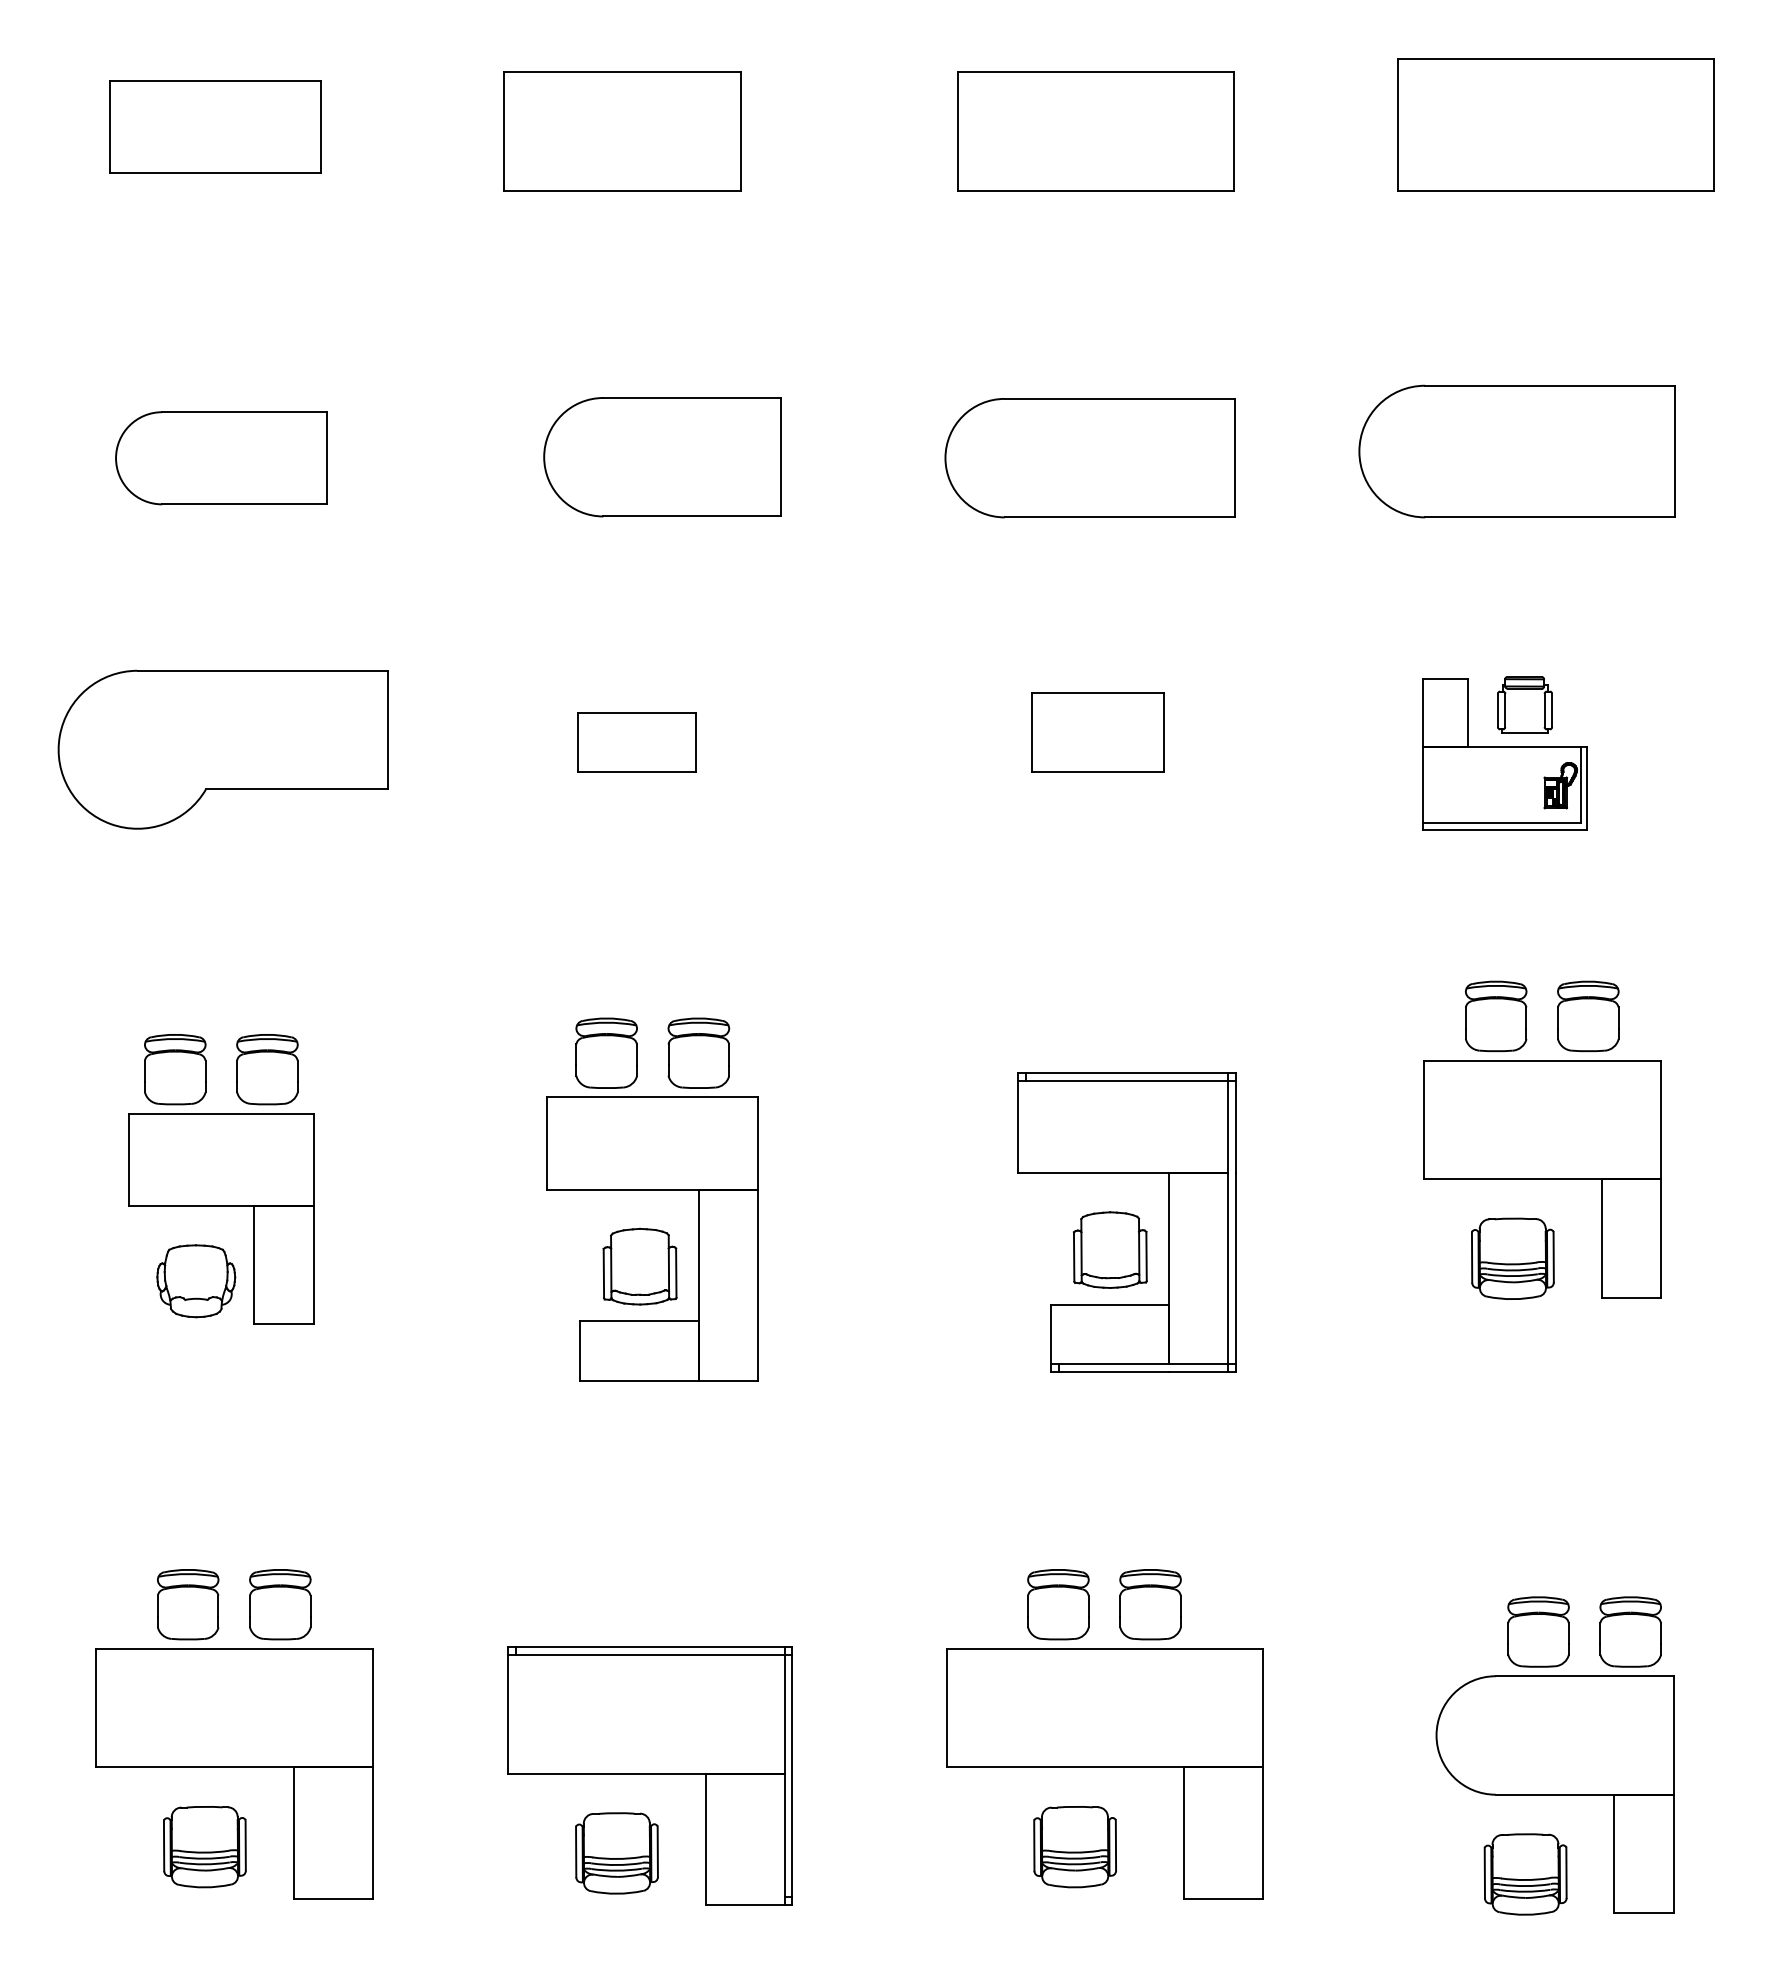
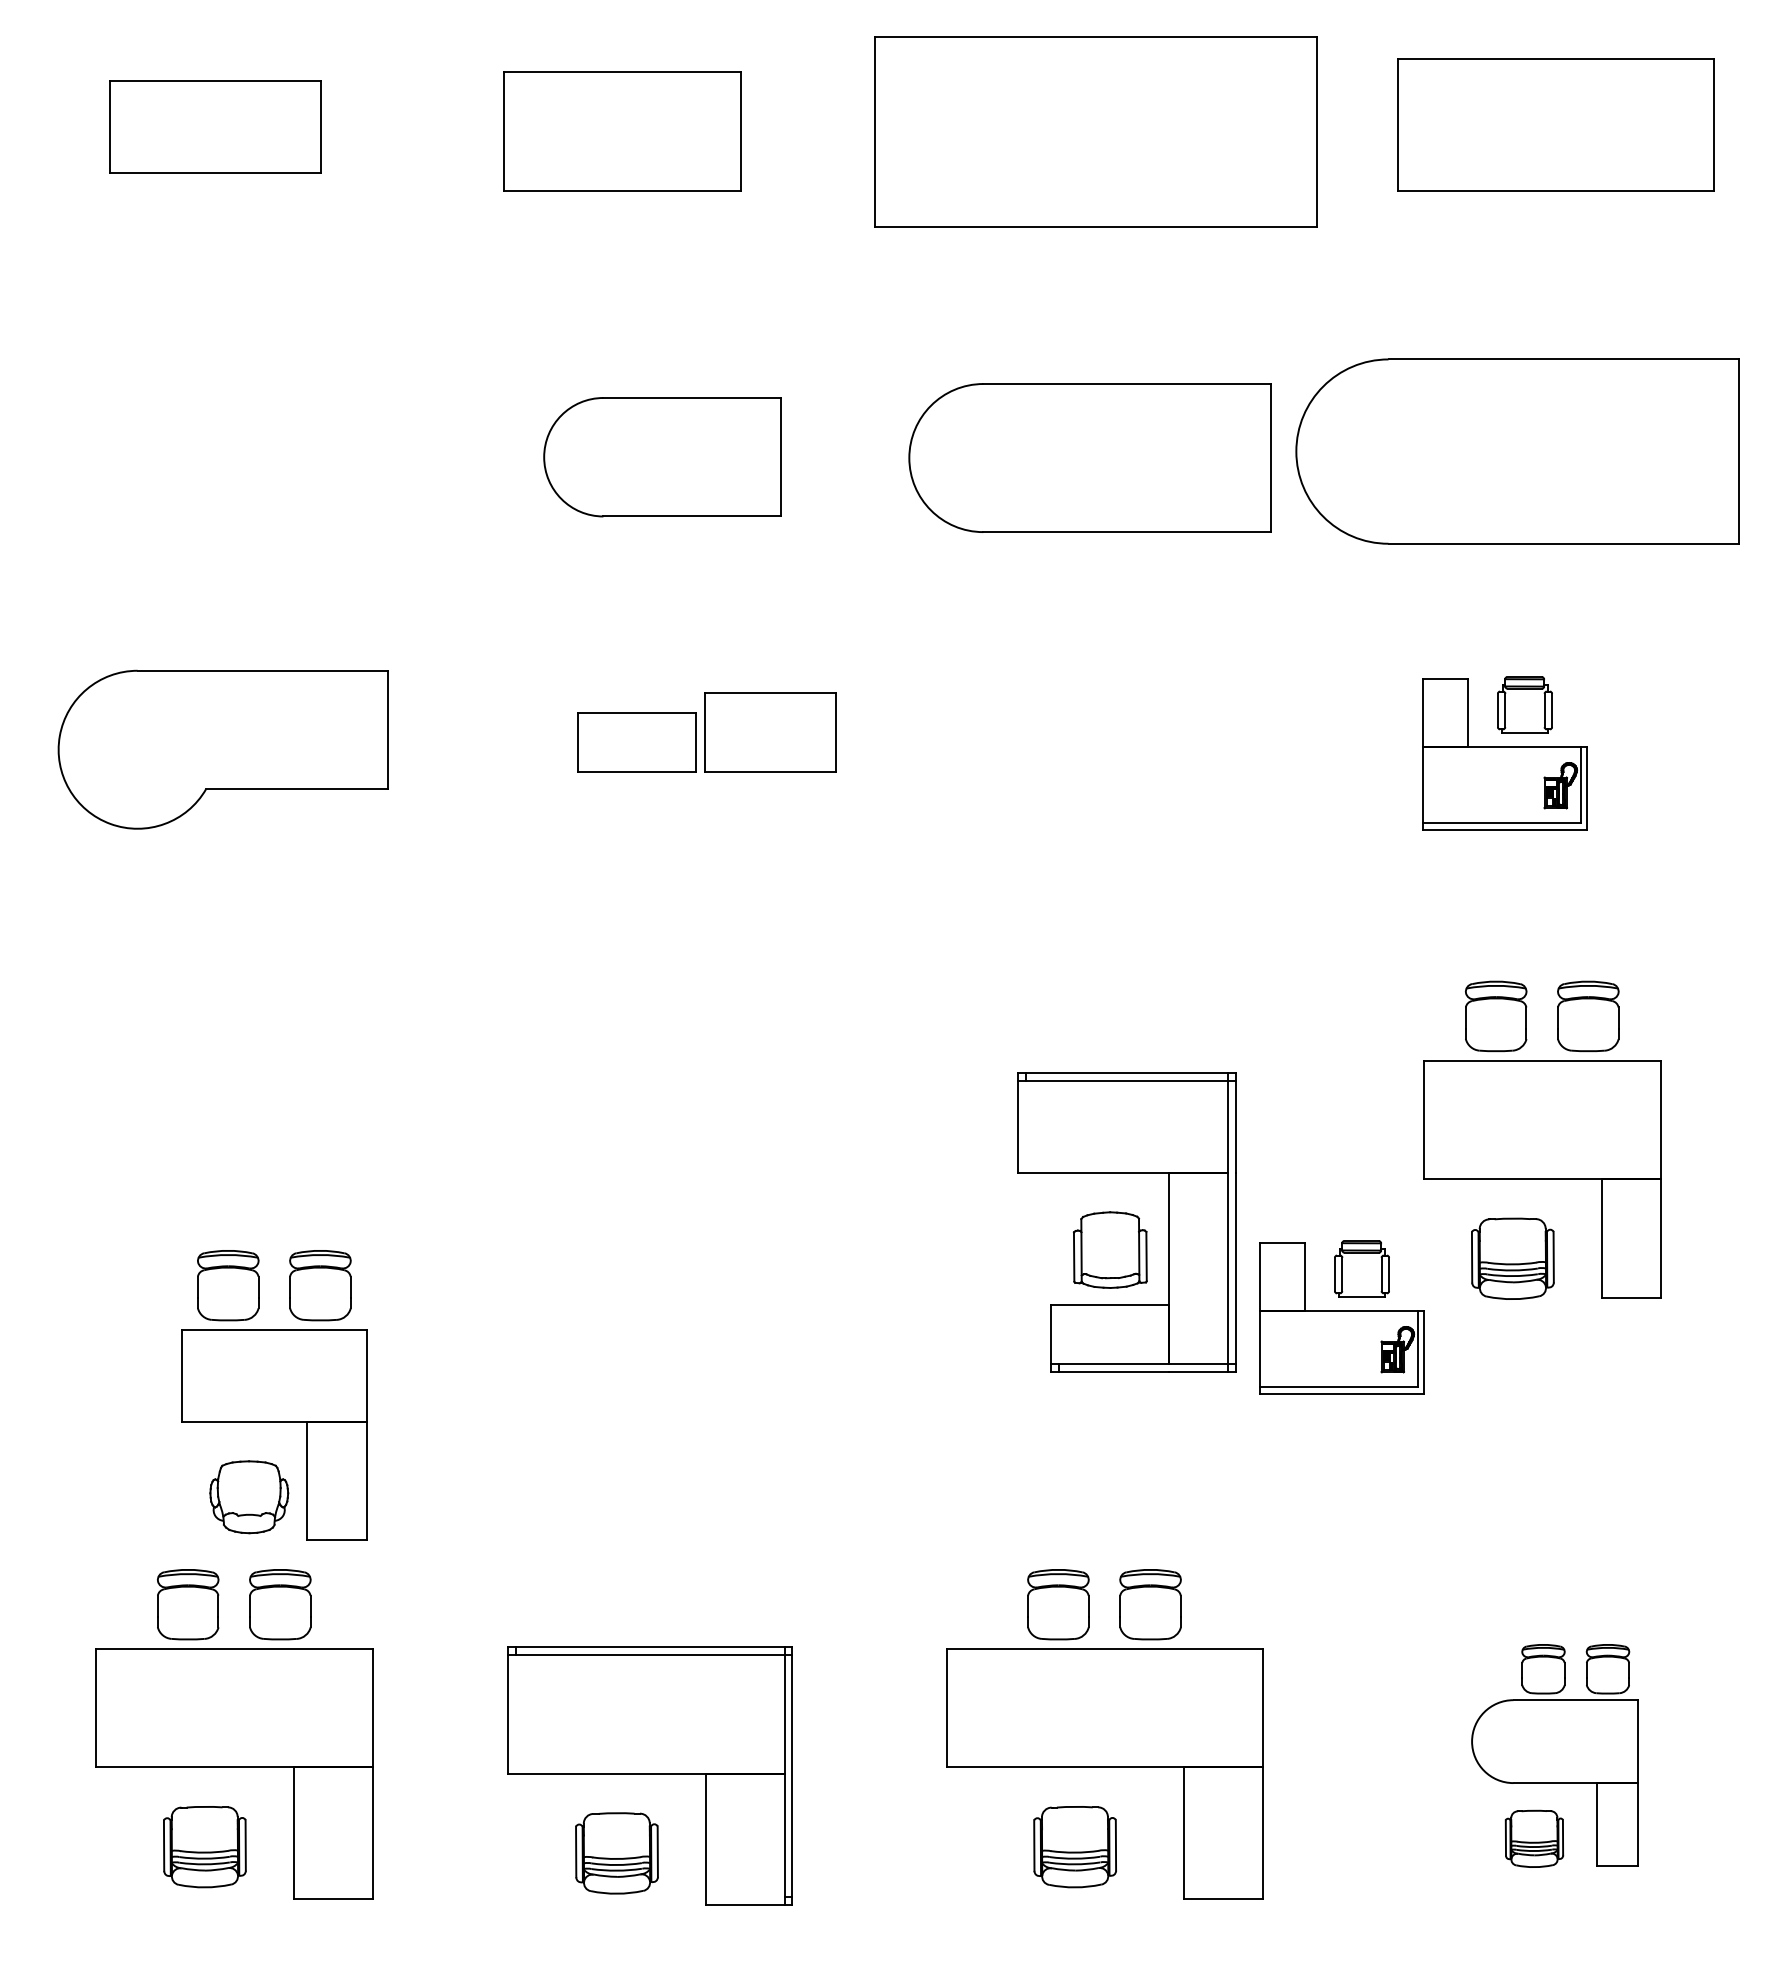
part size: 278x121 px -> 444x192 px (1095, 131)
part size: 318x135 px -> 445x187 px (1517, 451)
part: present -> none (221, 458)
part size: 292x121 px -> 364x150 px (1089, 457)
part position: (1097, 732) -> (770, 732) (770, 732)
part position: (221, 1179) -> (274, 1395) (274, 1395)
part: present -> none (652, 1190)
part: none -> present (1341, 1317)
part size: 240x320 px -> 168x224 px (1554, 1755)
